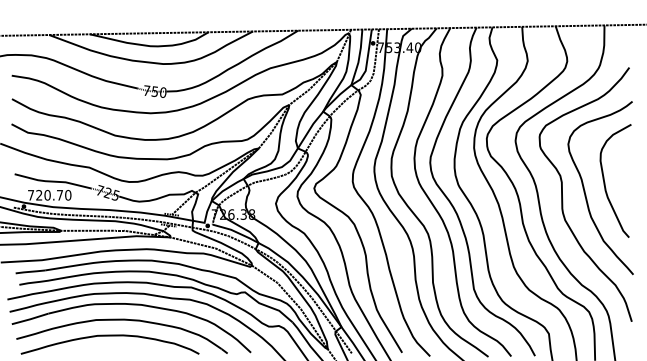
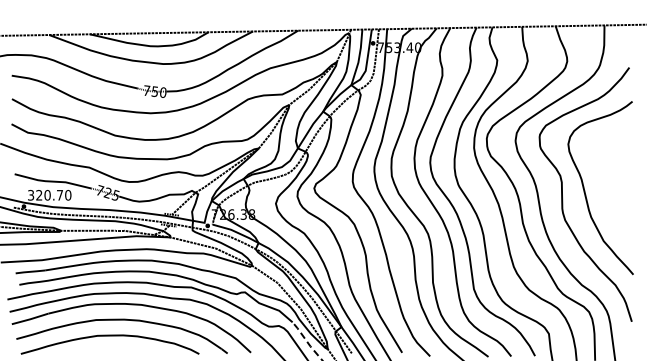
curve: present -> none (605, 182)
text: 720.70 -> 320.70 (31, 194)
line: solid -> dashed (307, 341)
